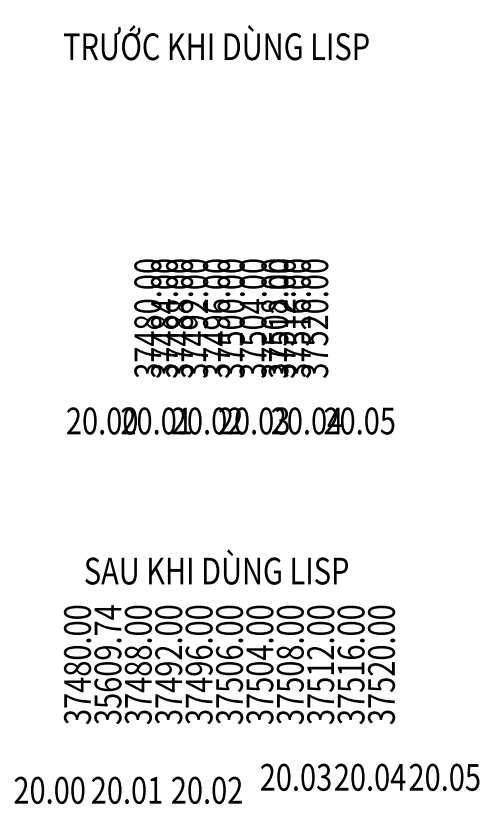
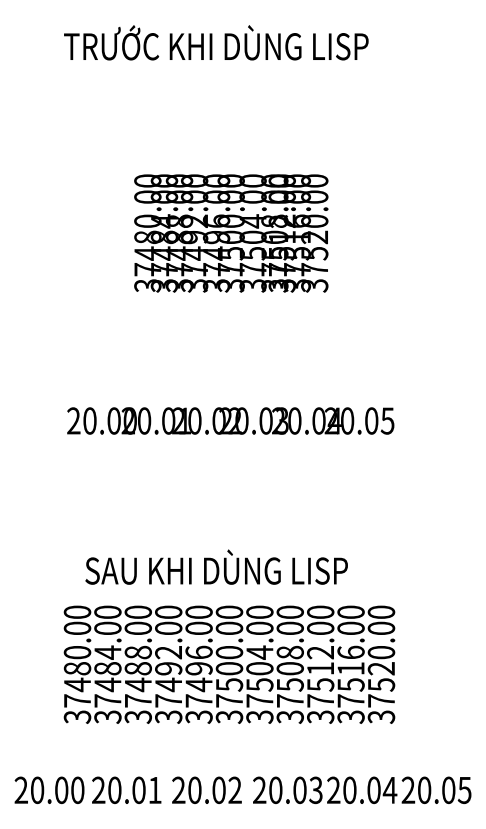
text position: (231, 318) -> (231, 233) (231, 233)
text: 37506.00 -> 37500.00 (229, 652)
text: 35609.74 -> 37484.00 (107, 656)
text position: (370, 776) -> (362, 789) (362, 789)
